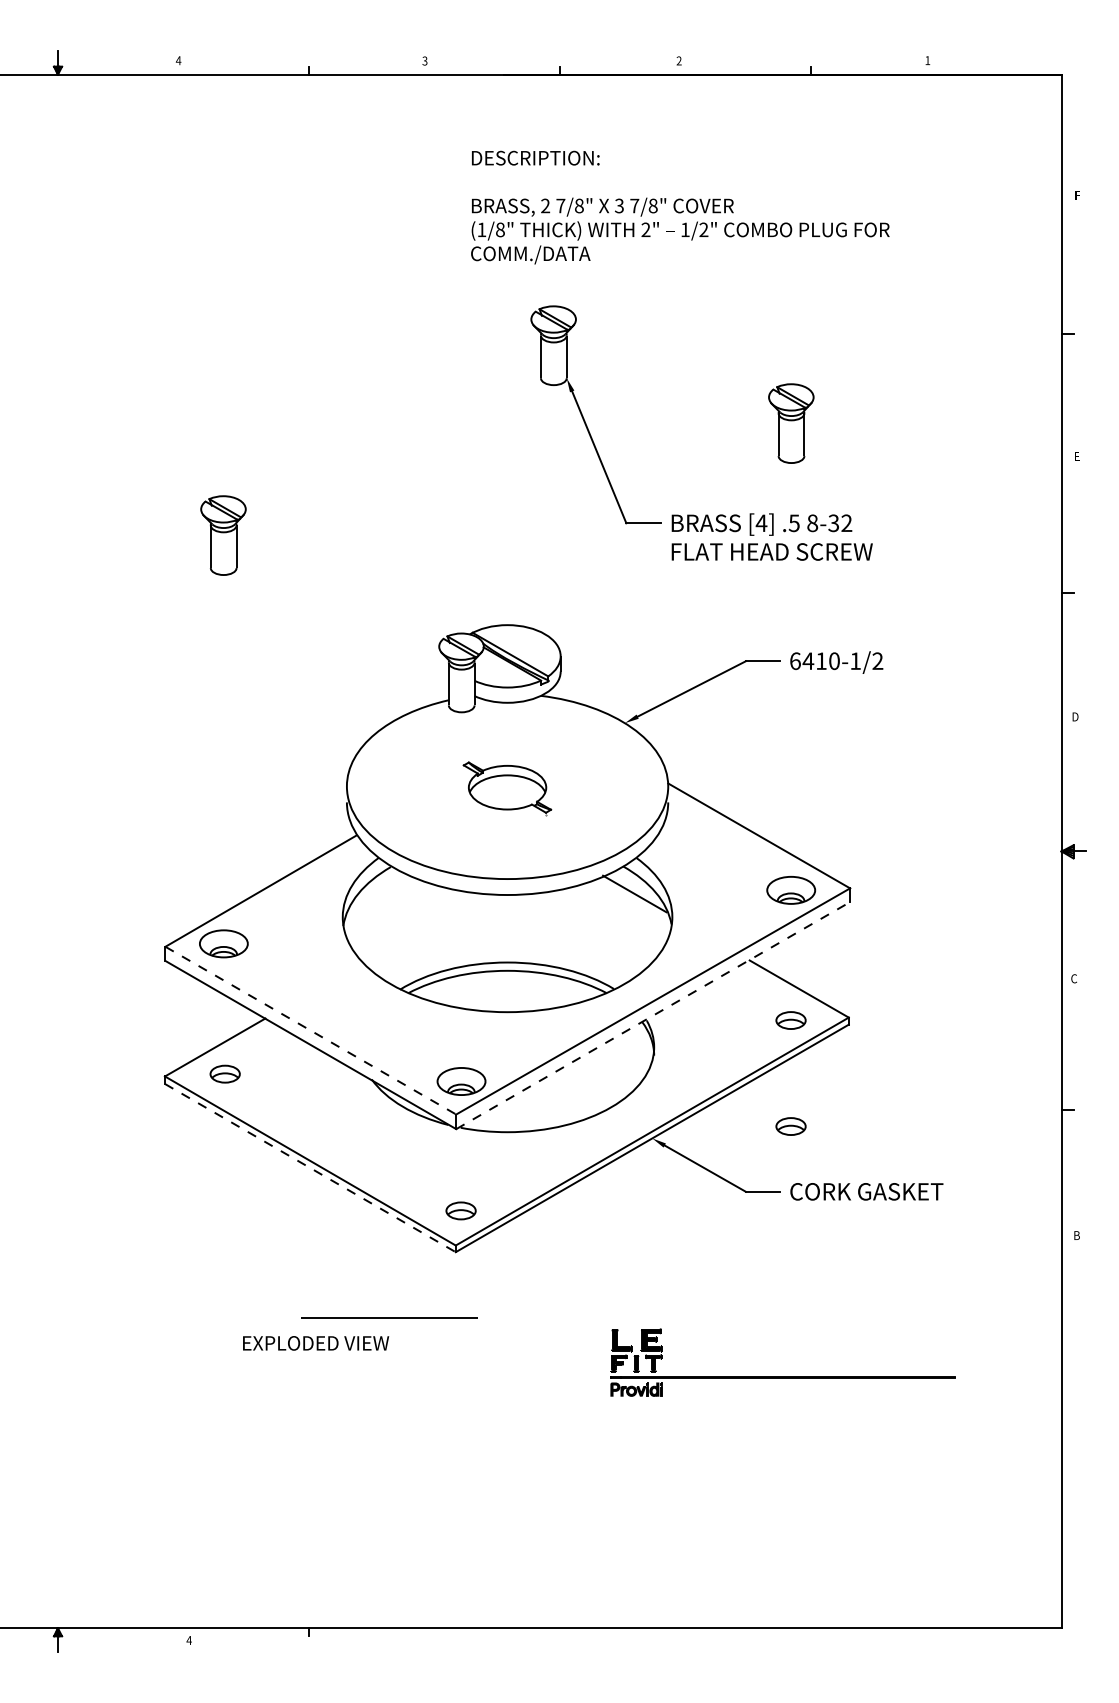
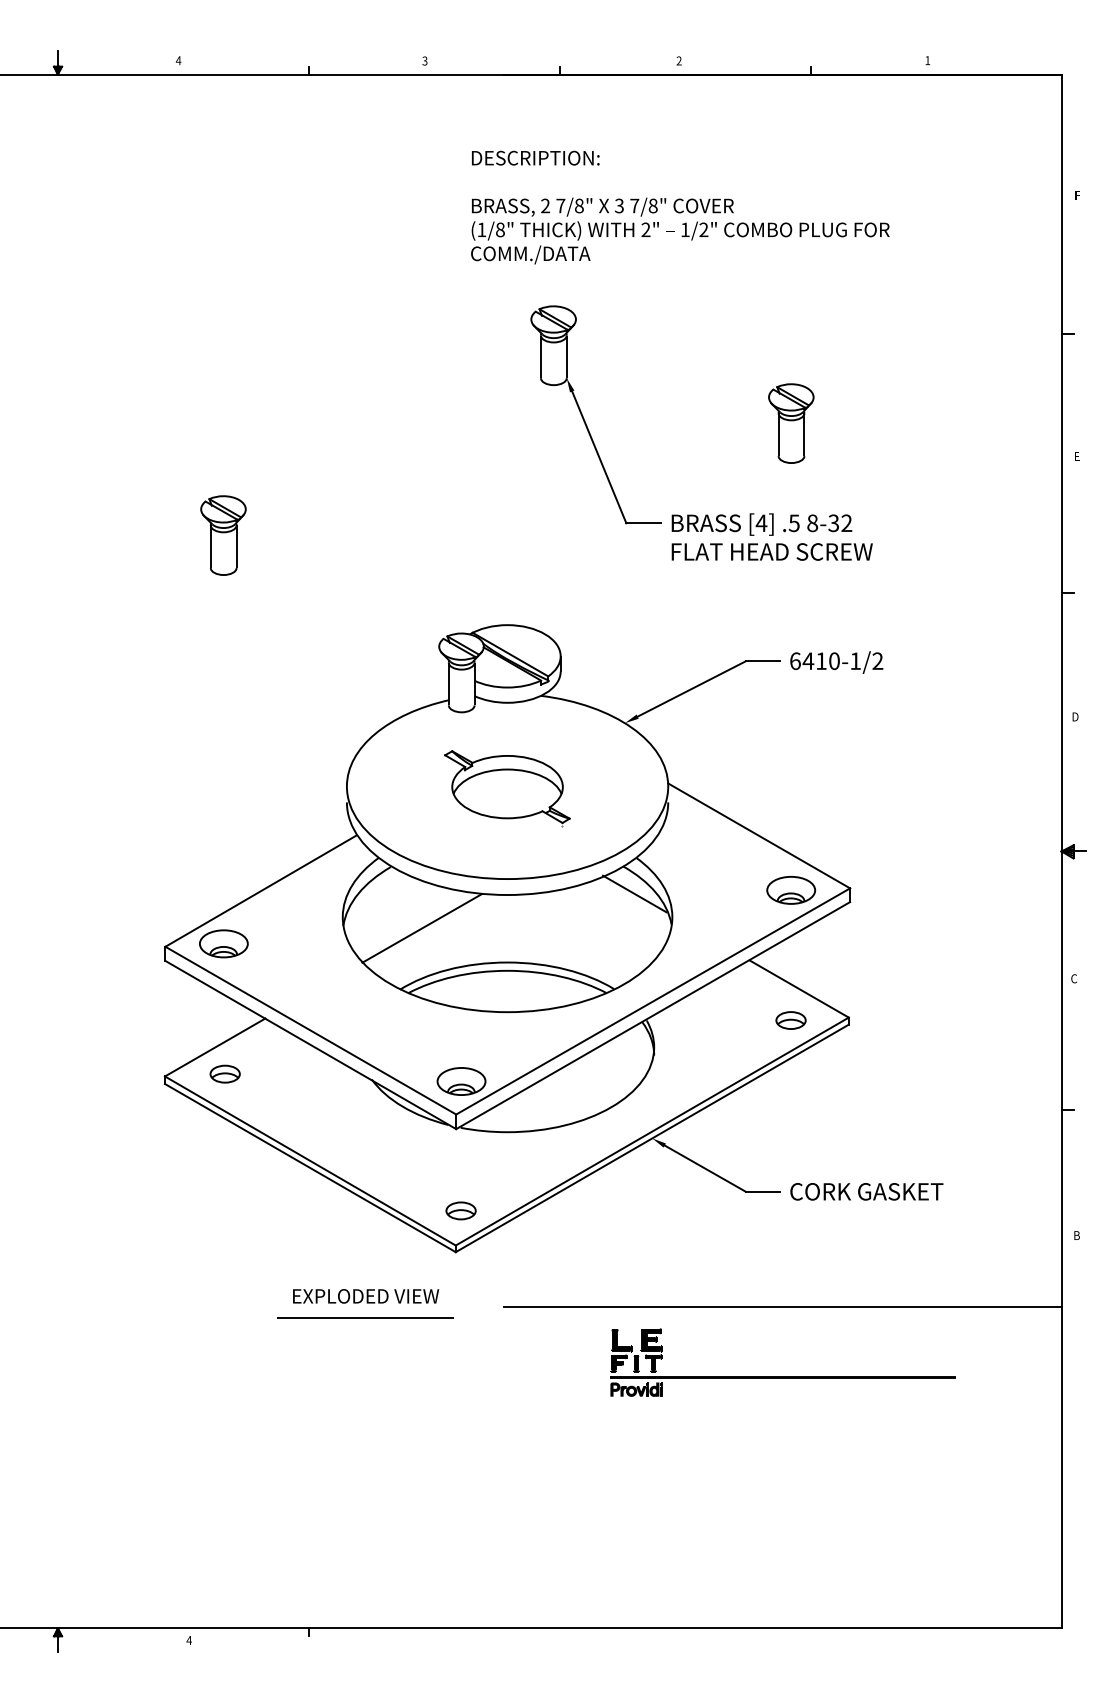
part size: 91x56 px -> 127x78 px (507, 788)
line: none -> present (421, 928)
line: dashed -> solid (653, 1015)
line: dashed -> solid (310, 1030)
part: present -> none (790, 1126)
line: dashed -> solid (310, 1168)
line: none -> present (782, 1307)
line position: (389, 1317) -> (365, 1317) (365, 1317)
text position: (316, 1343) -> (366, 1296) (366, 1296)
